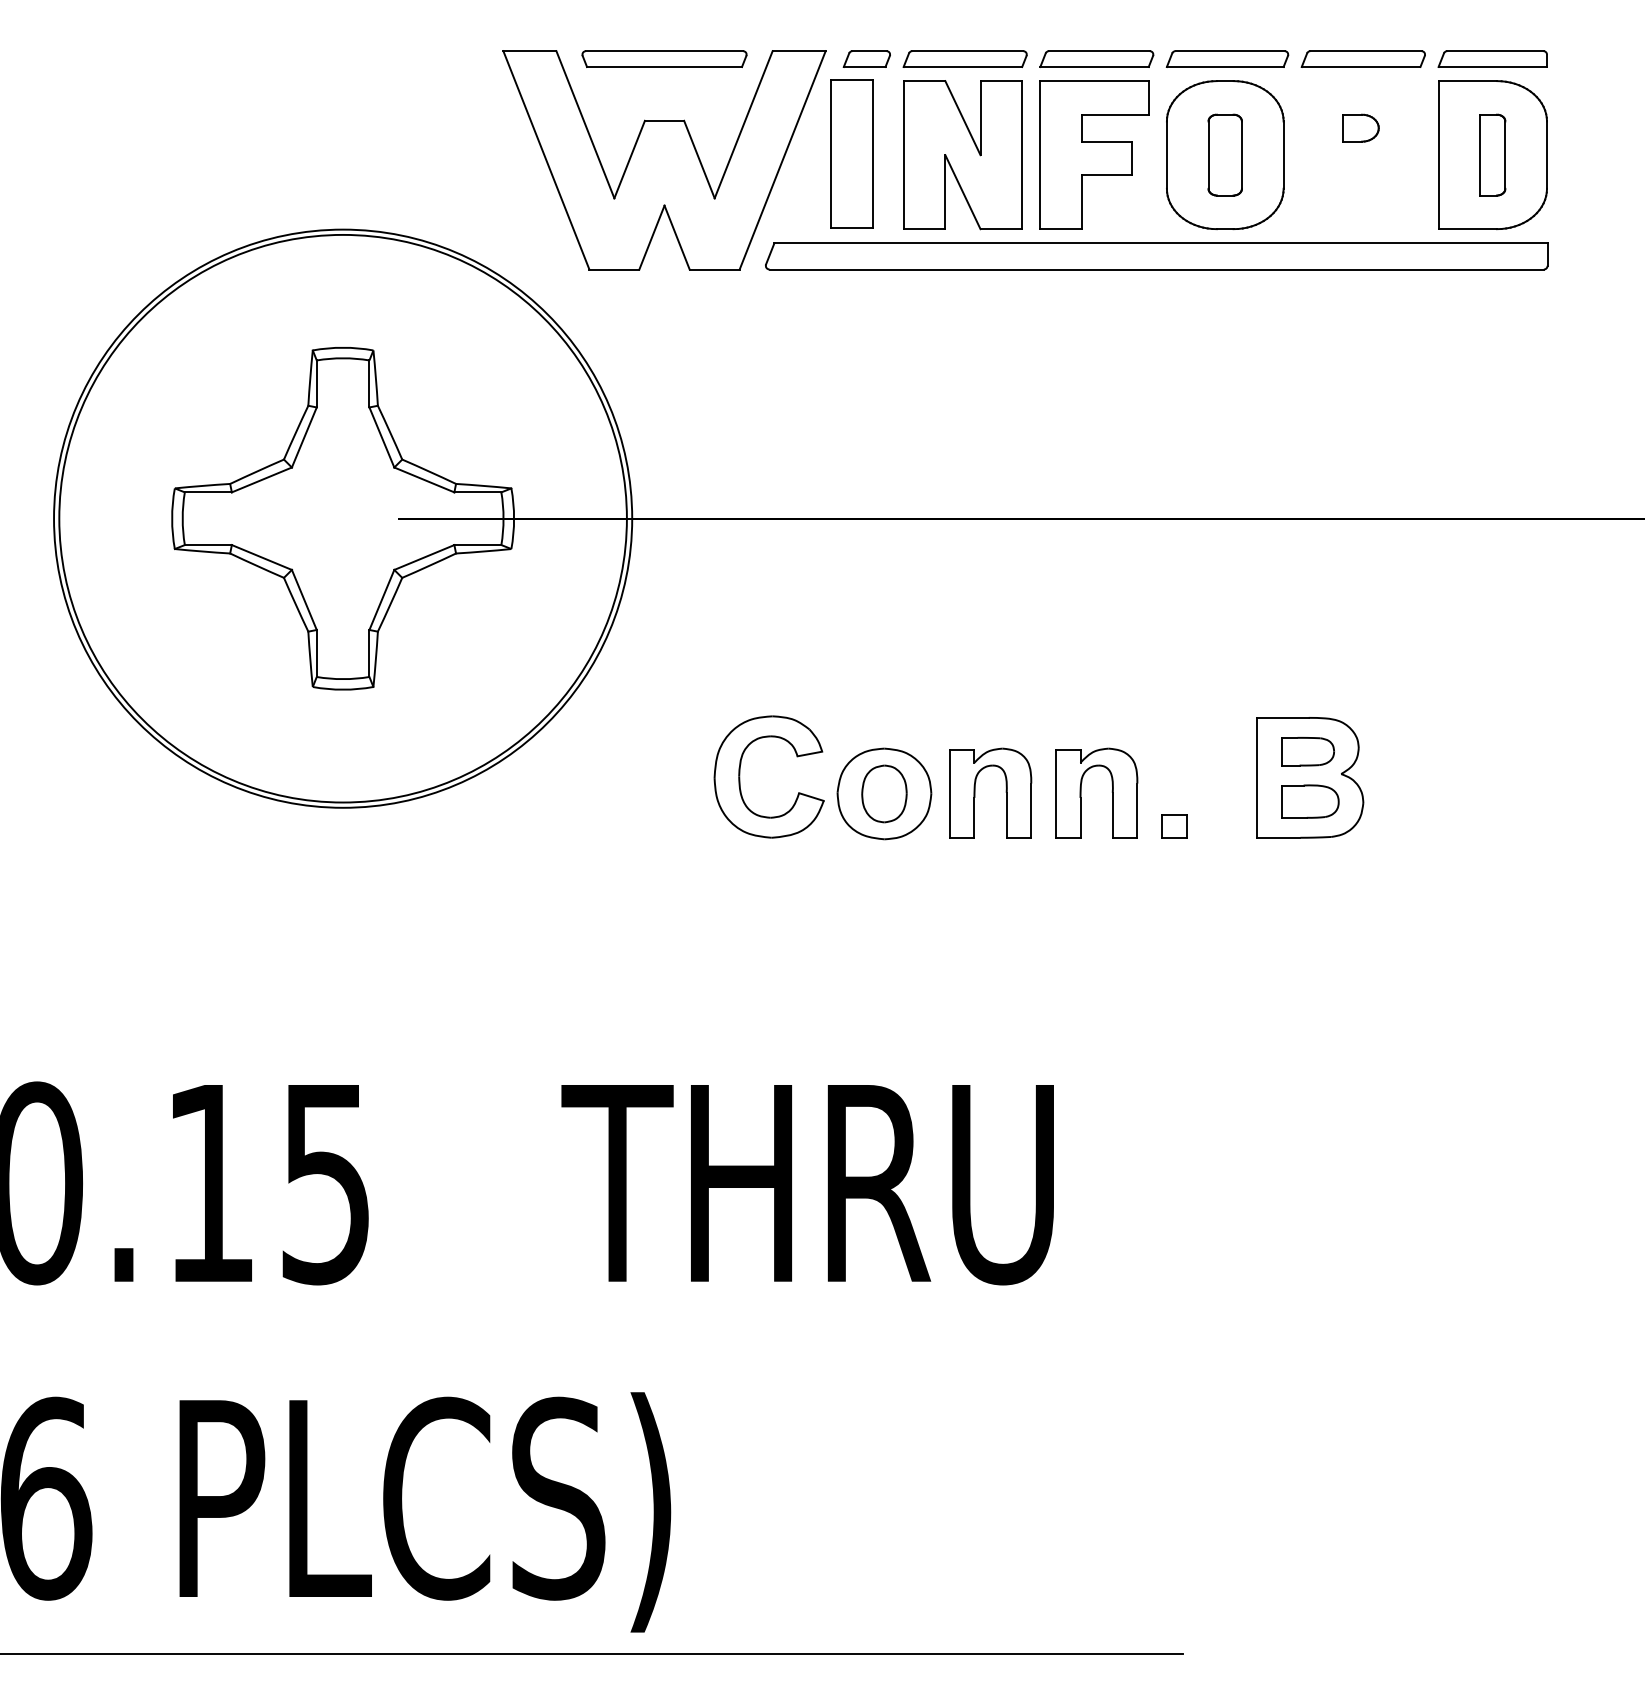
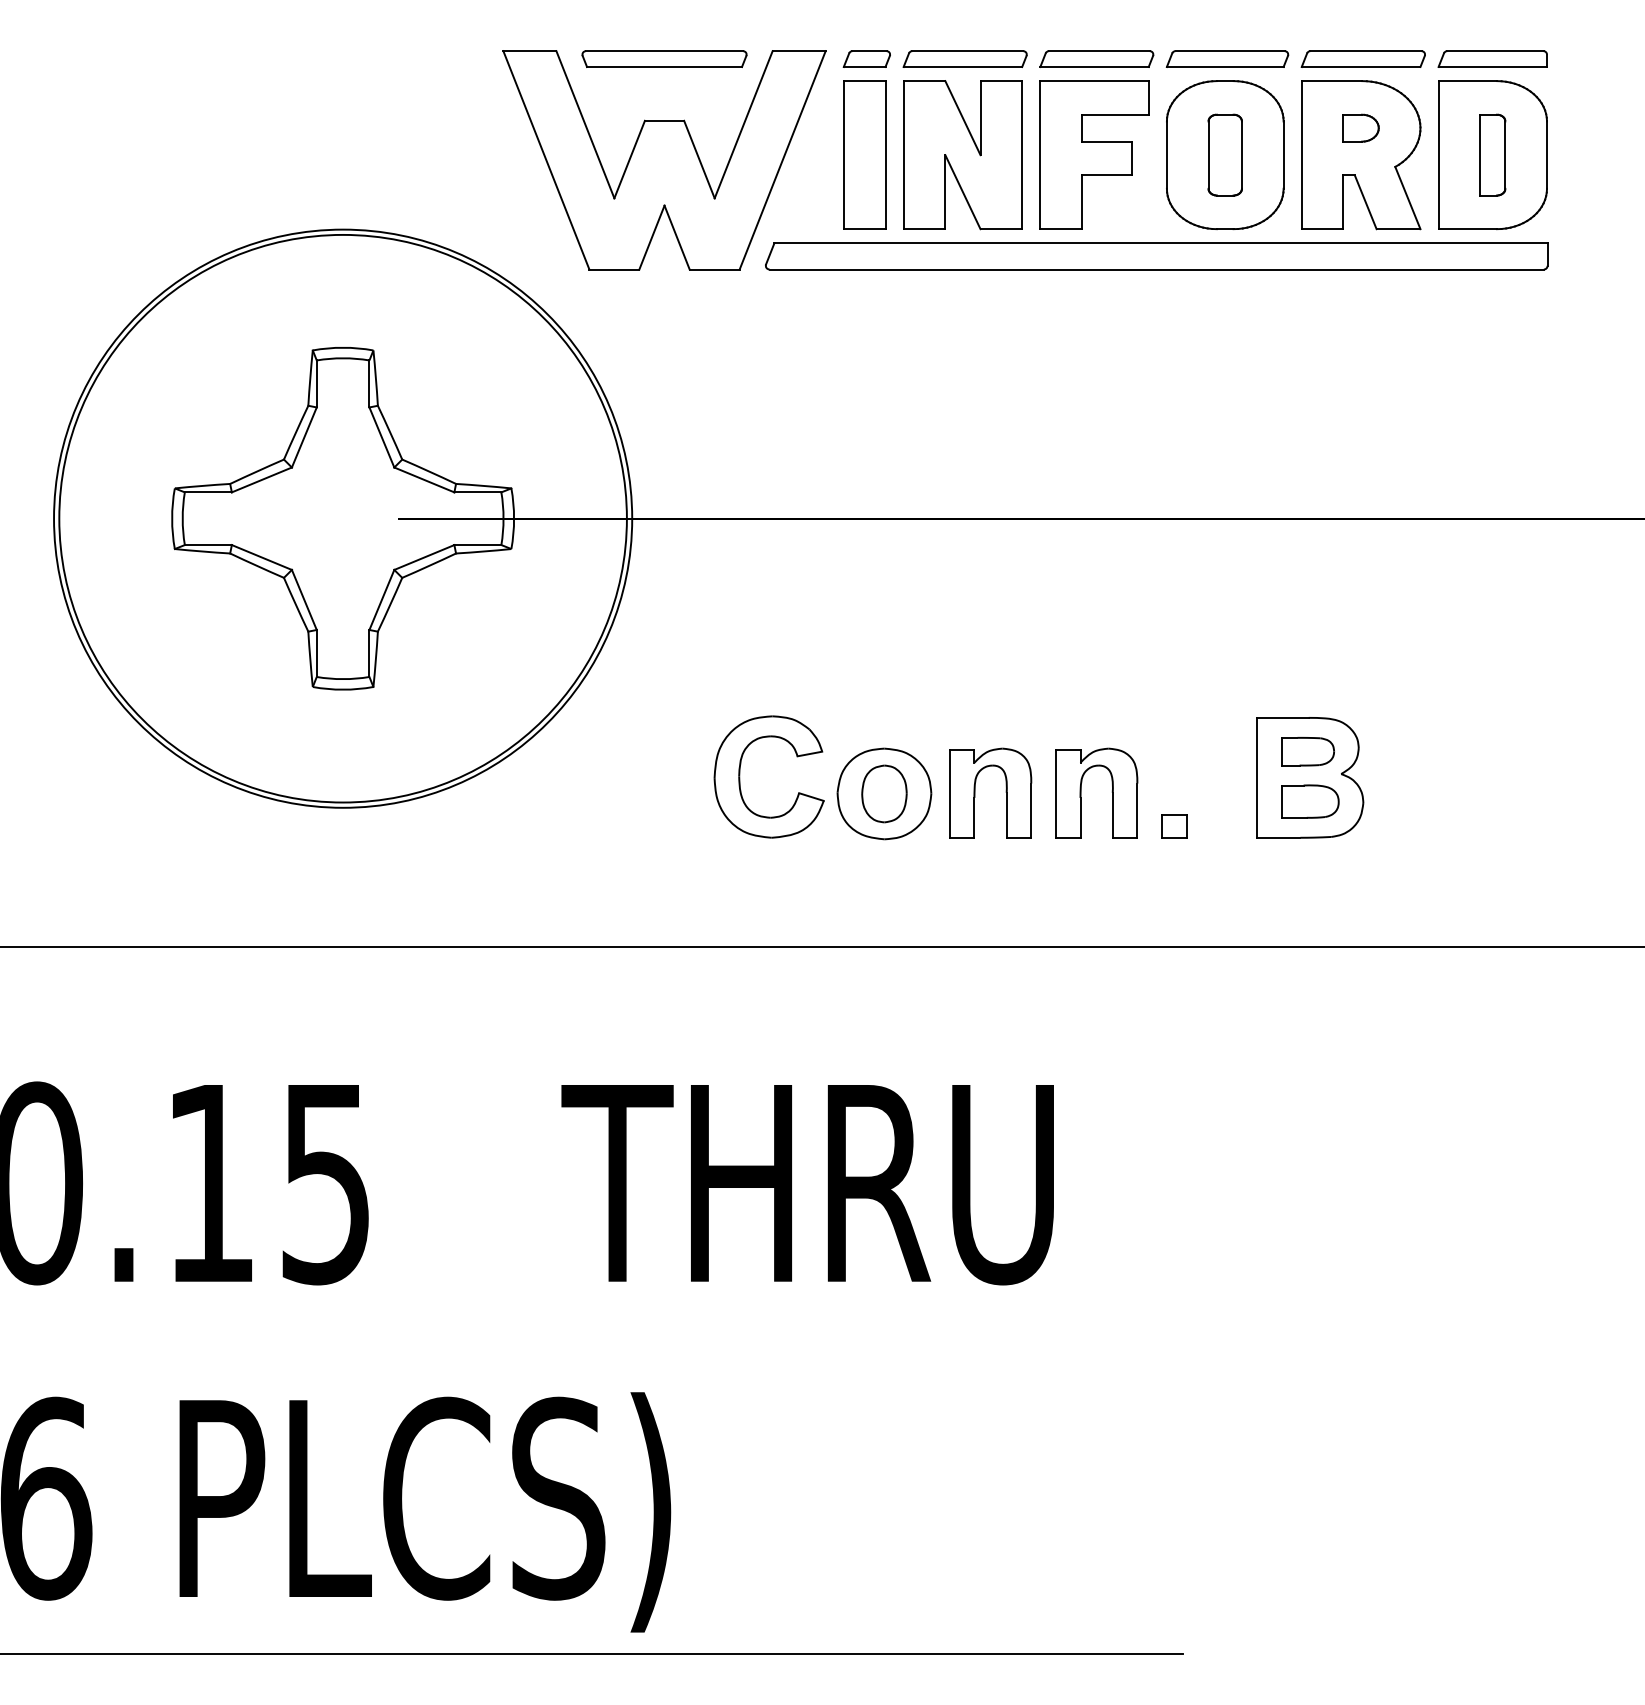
part position: (851, 153) -> (864, 154) (864, 154)
part: none -> present (1361, 155)
line: none -> present (821, 947)
